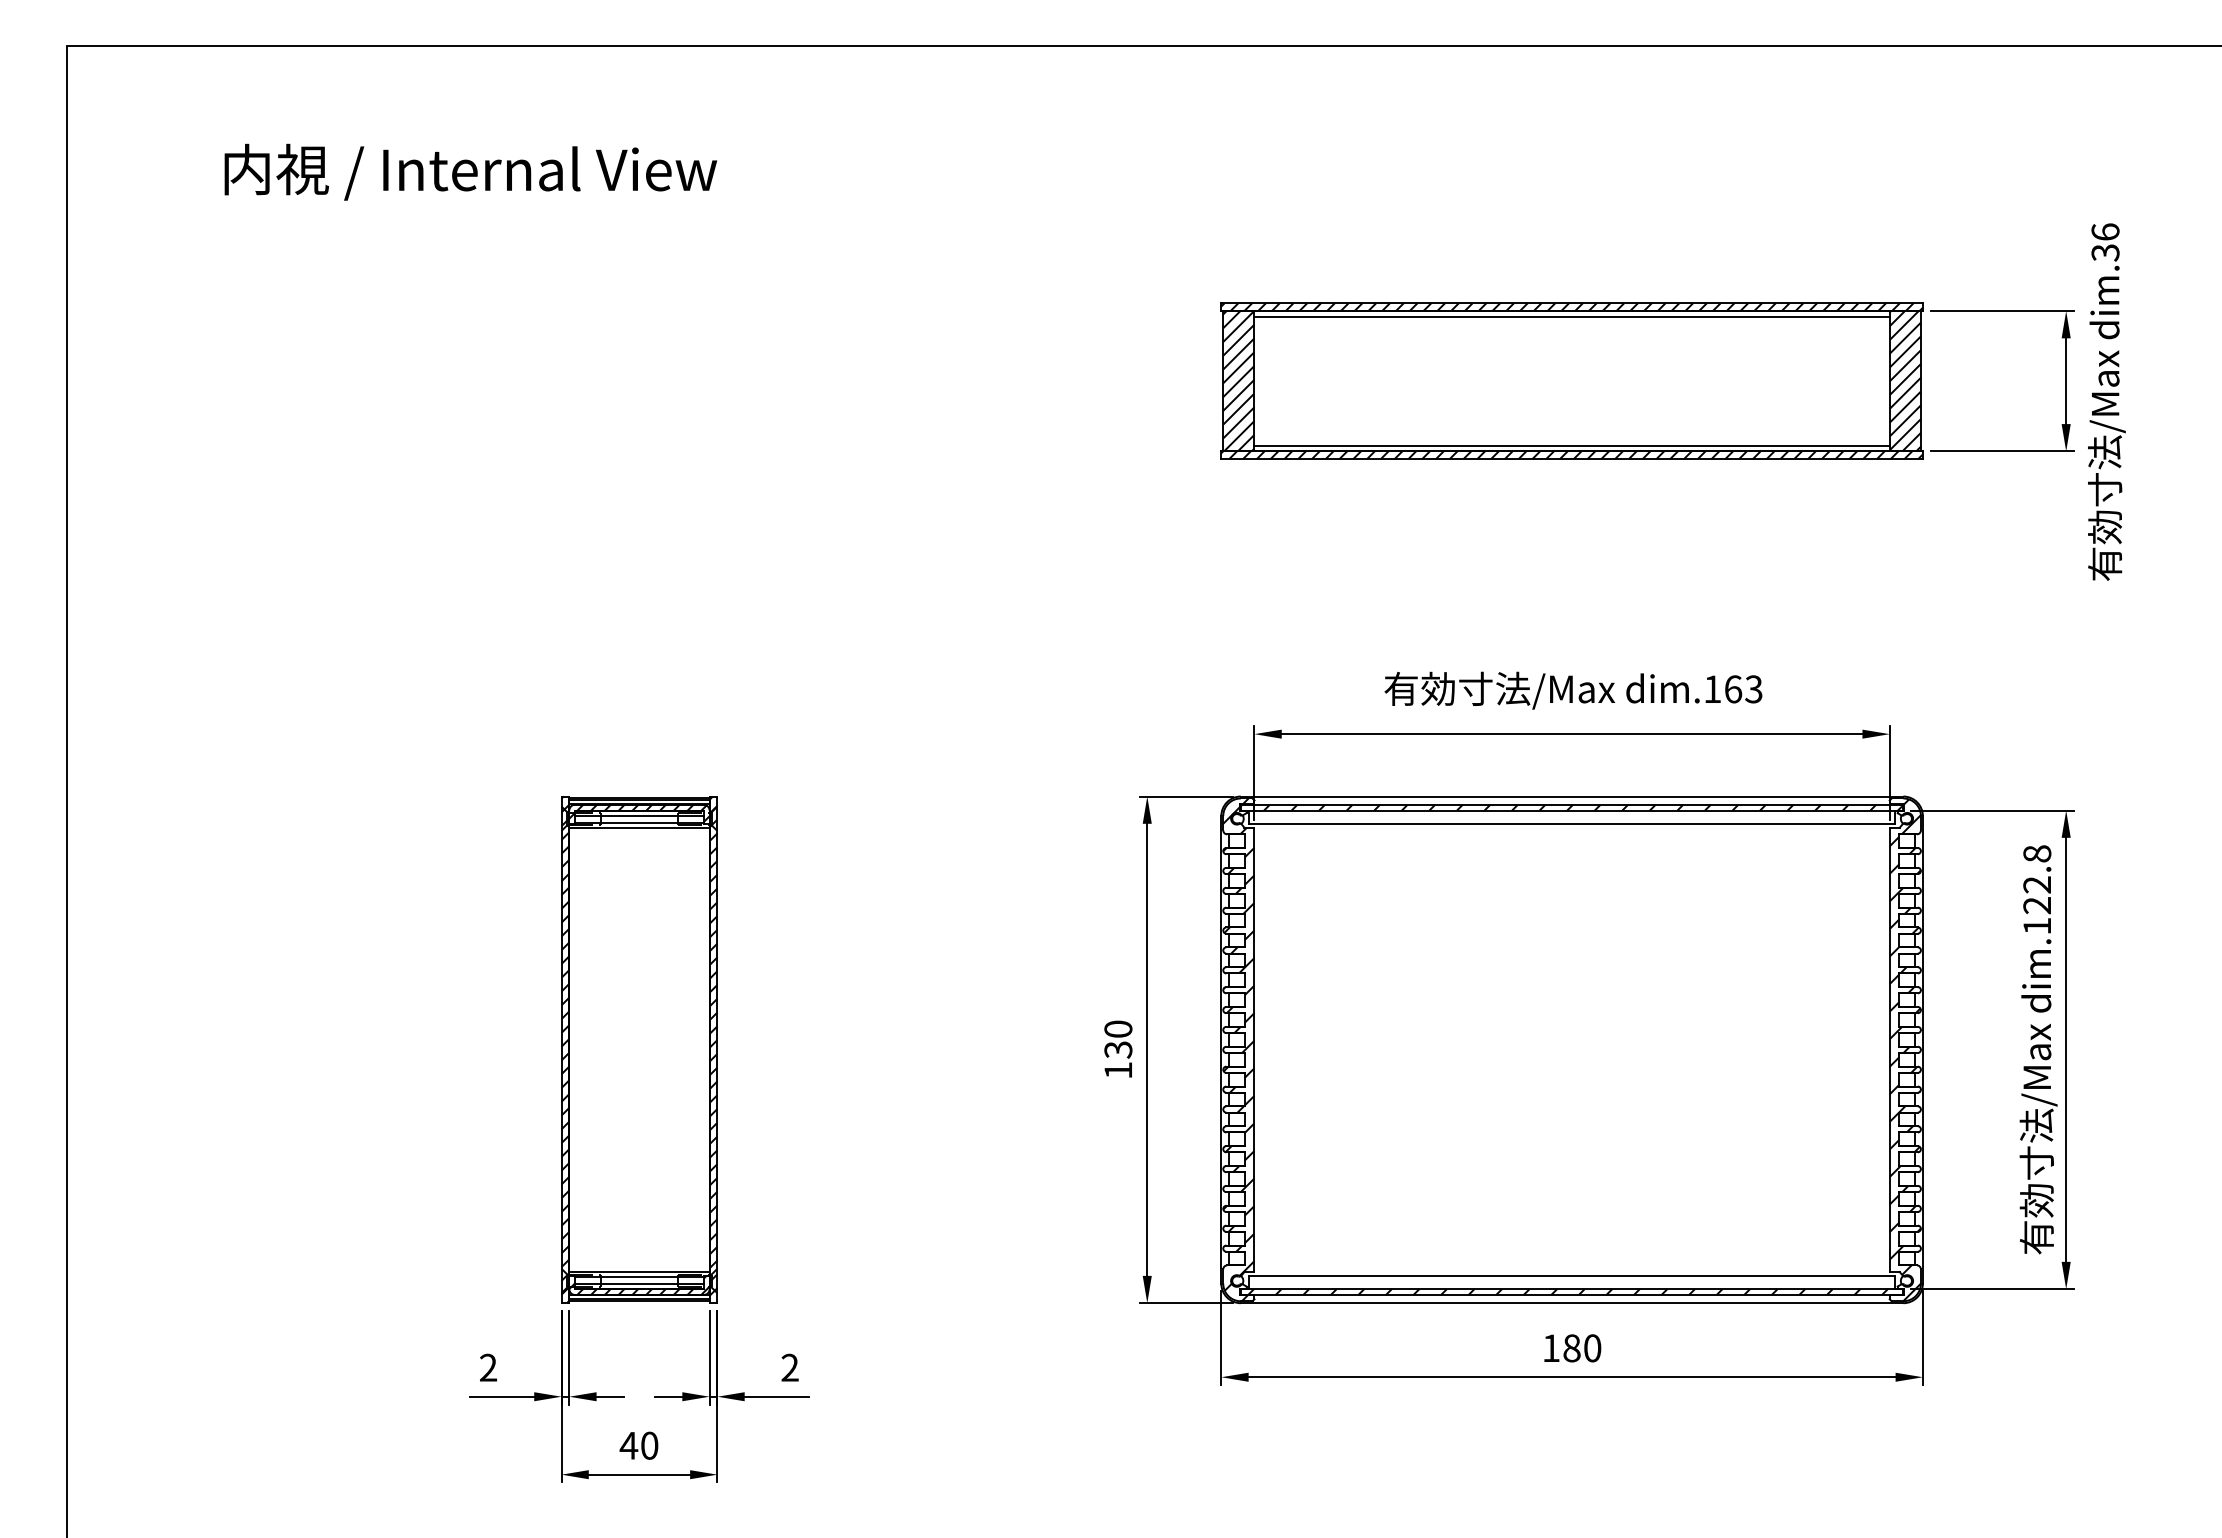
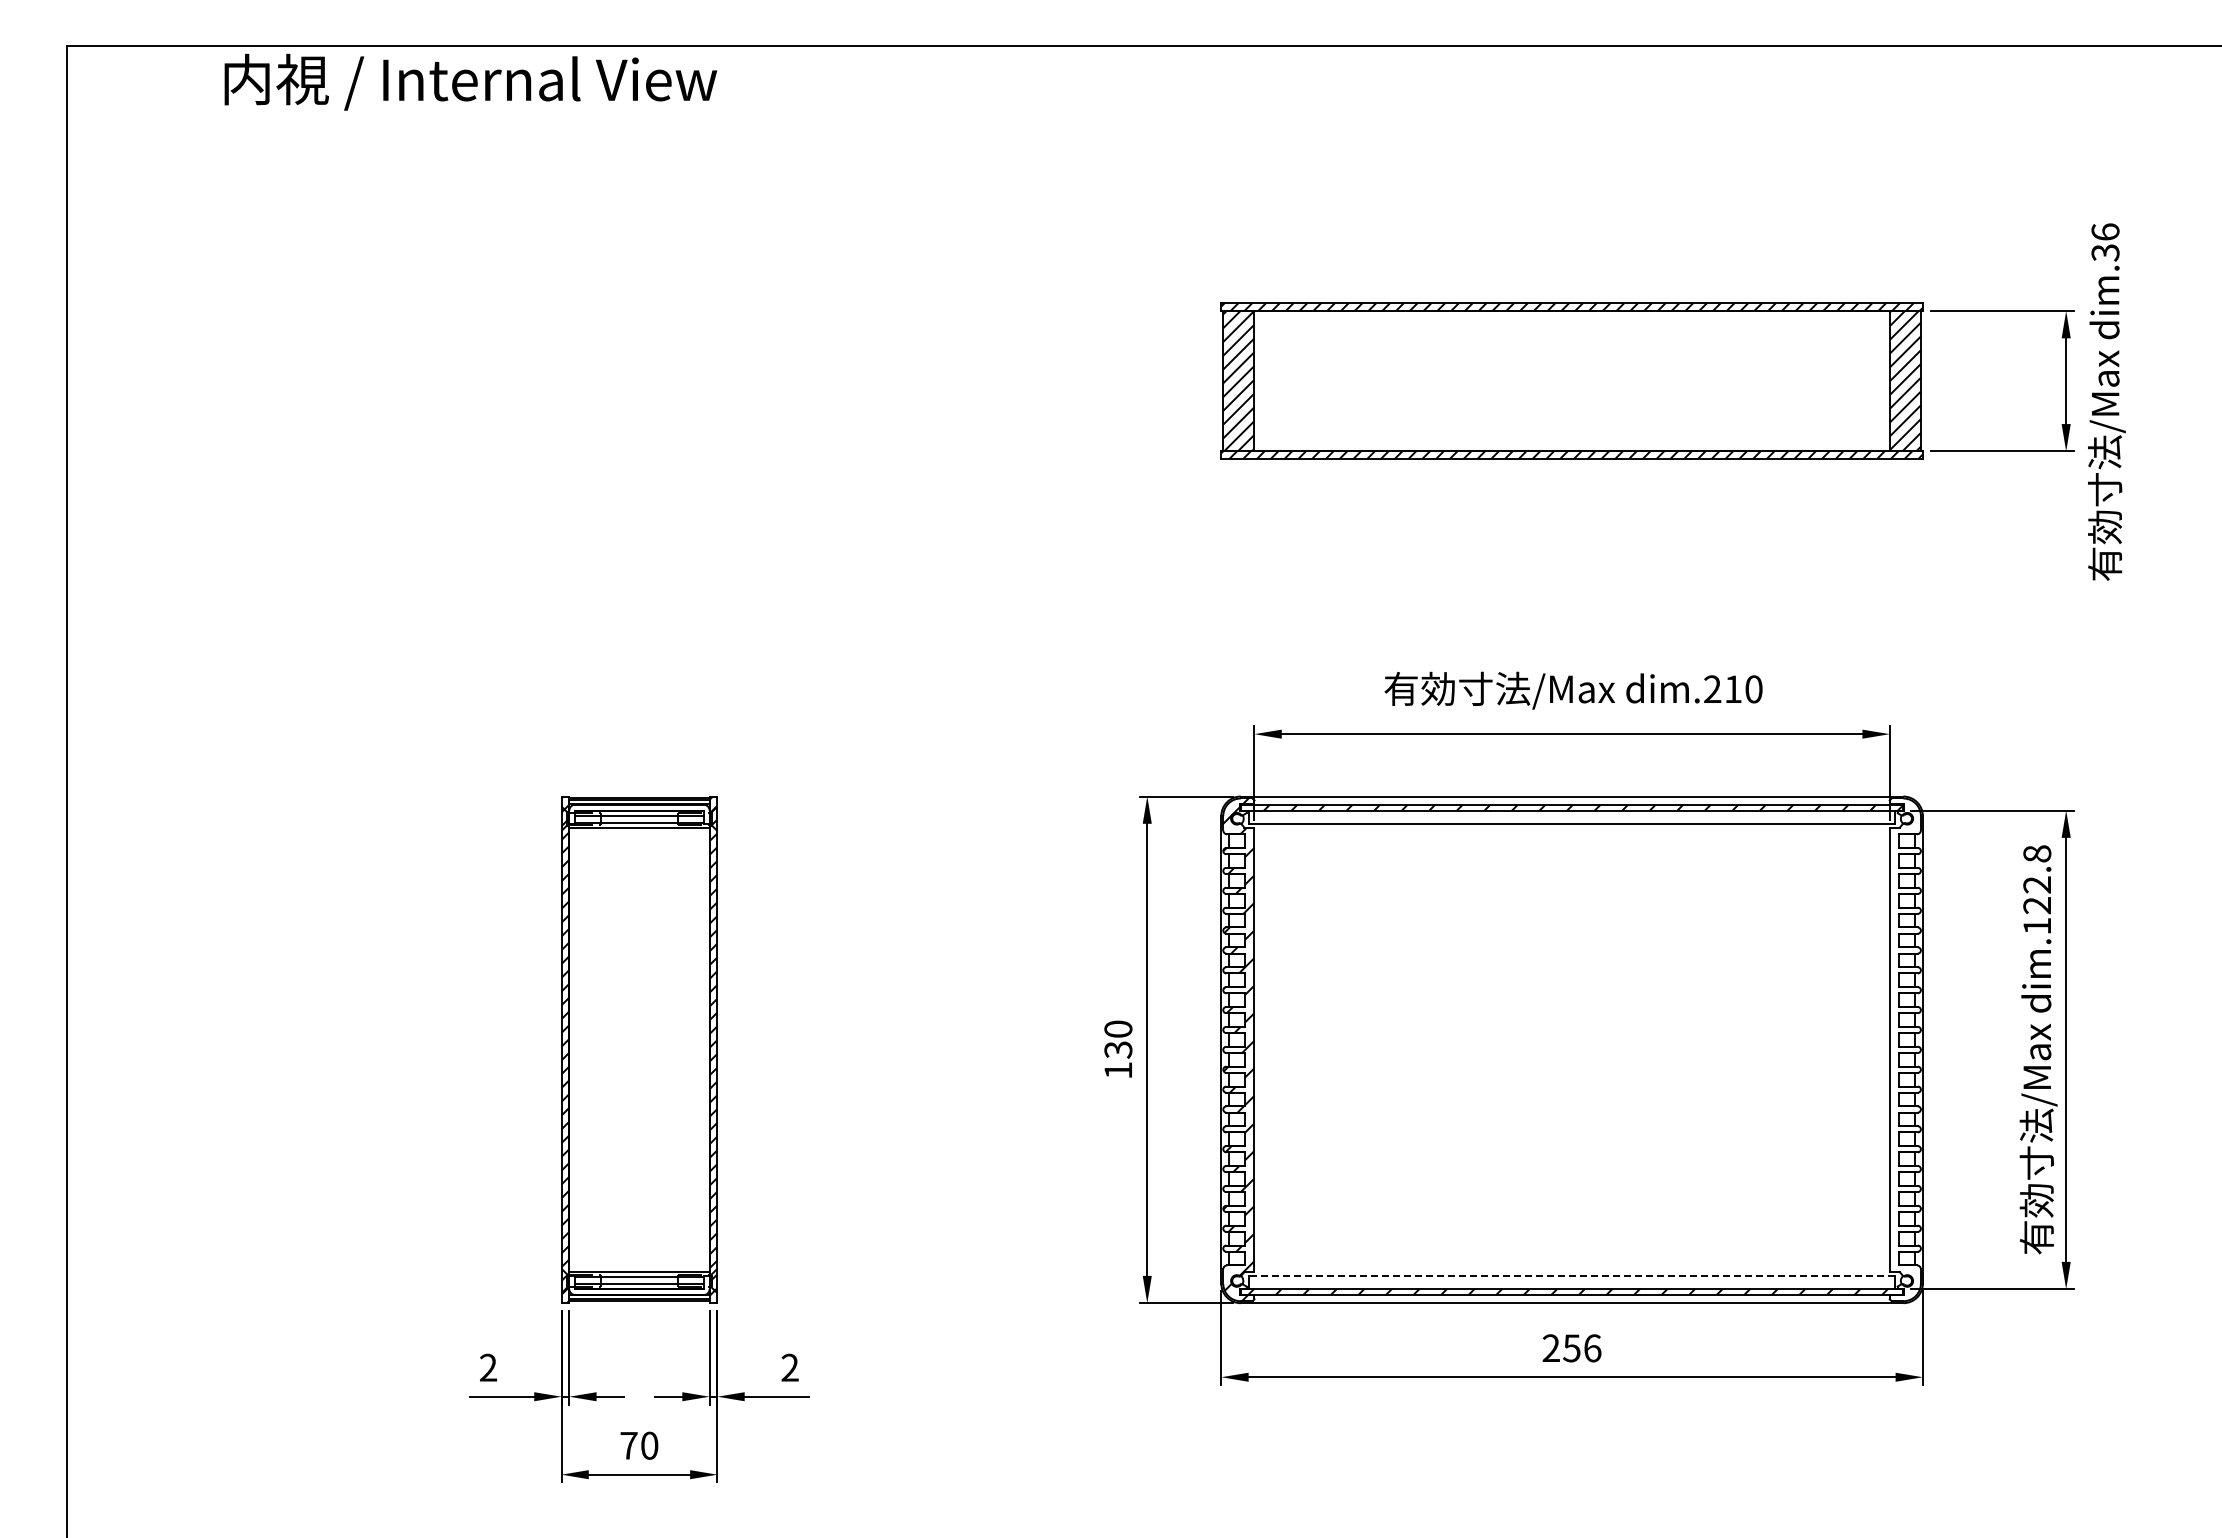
text position: (470, 171) -> (470, 81) (470, 81)
line: present -> none (1571, 316)
line: present -> none (1571, 445)
text: dim.163 -> dim.210 (1733, 689)
hatch: present -> none (639, 813)
hatch: present -> none (1904, 1050)
line: solid -> dashed (1571, 1275)
hatch: present -> none (639, 1285)
text: 180 -> 256 (1571, 1348)
text: 40 -> 70 (628, 1445)
